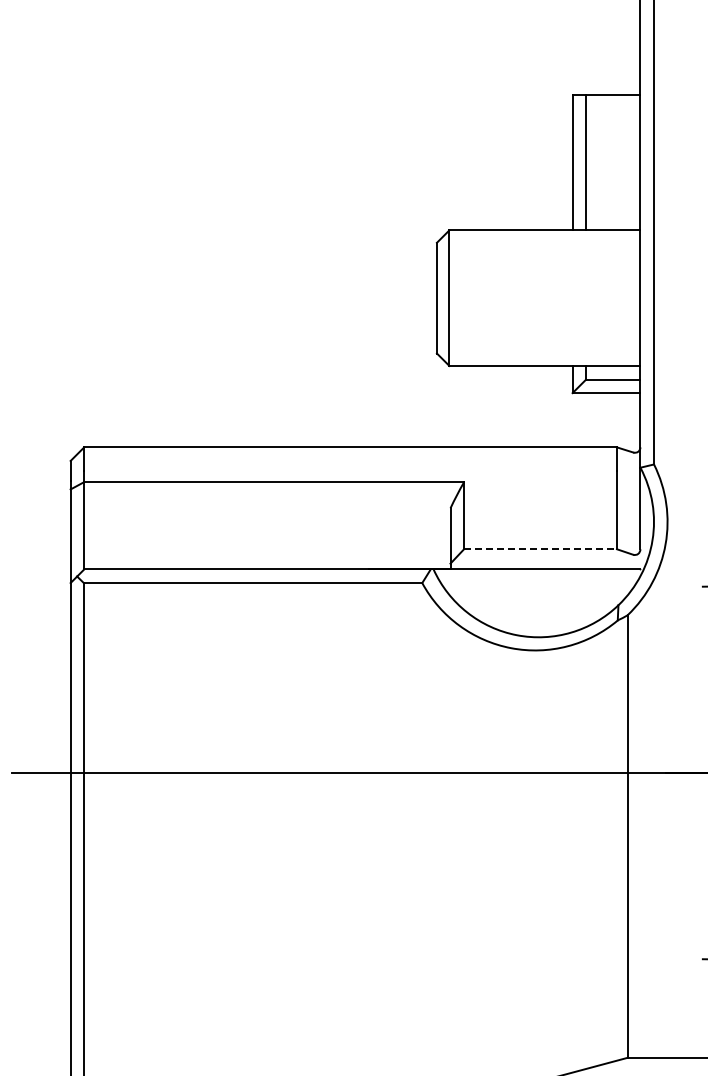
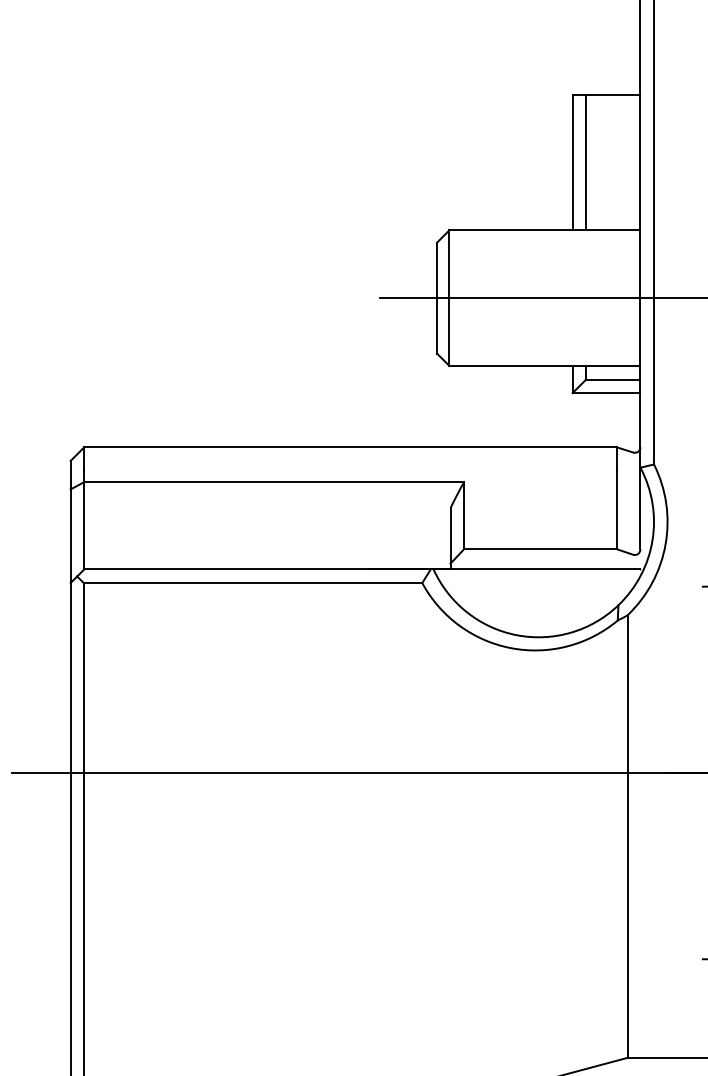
line: none -> present (541, 298)
line: dashed -> solid (541, 549)
